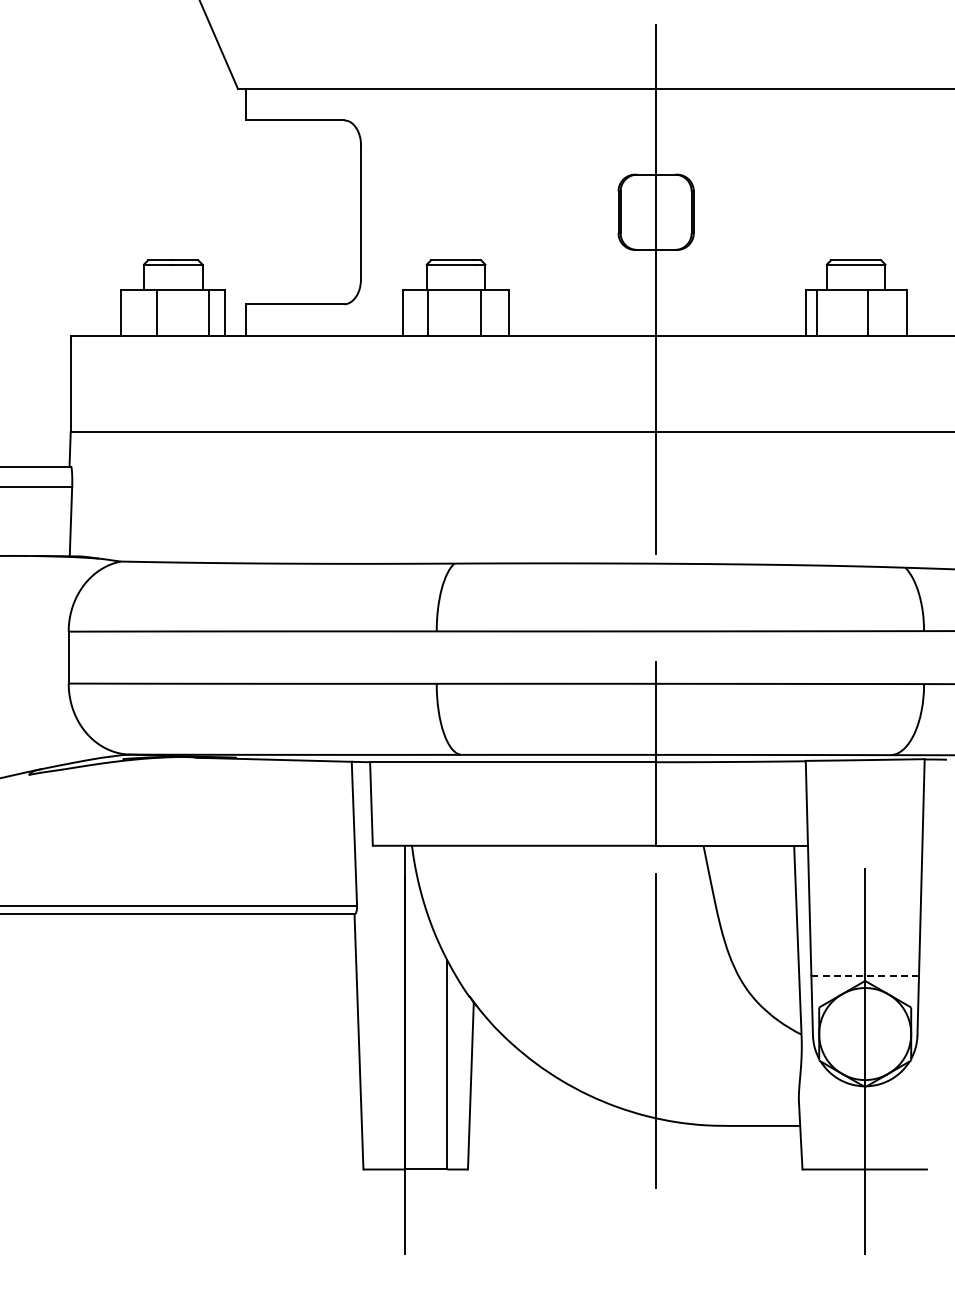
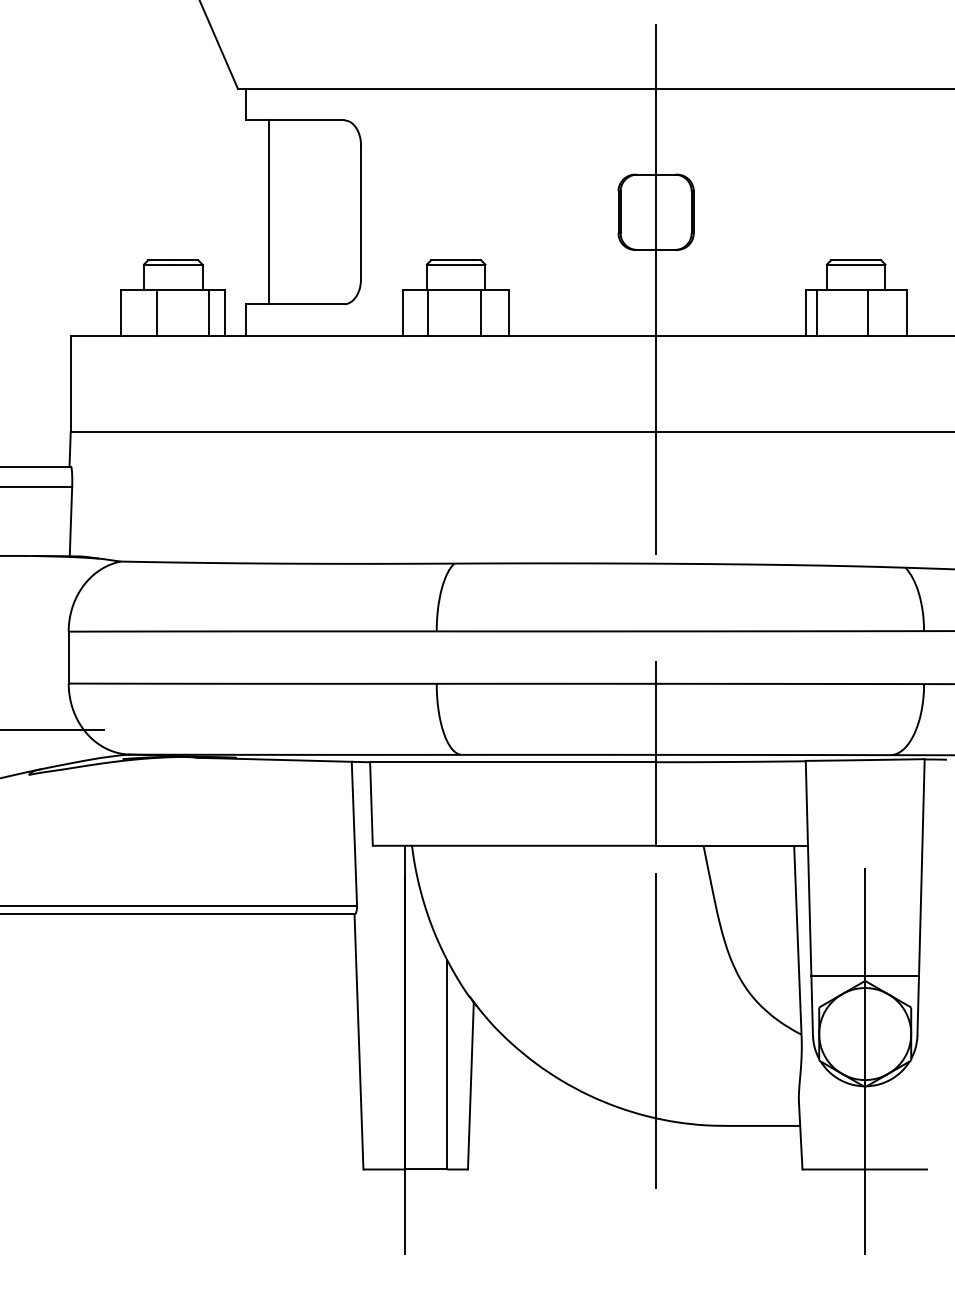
line: none -> present (269, 212)
line: none -> present (53, 730)
line: dashed -> solid (865, 975)
